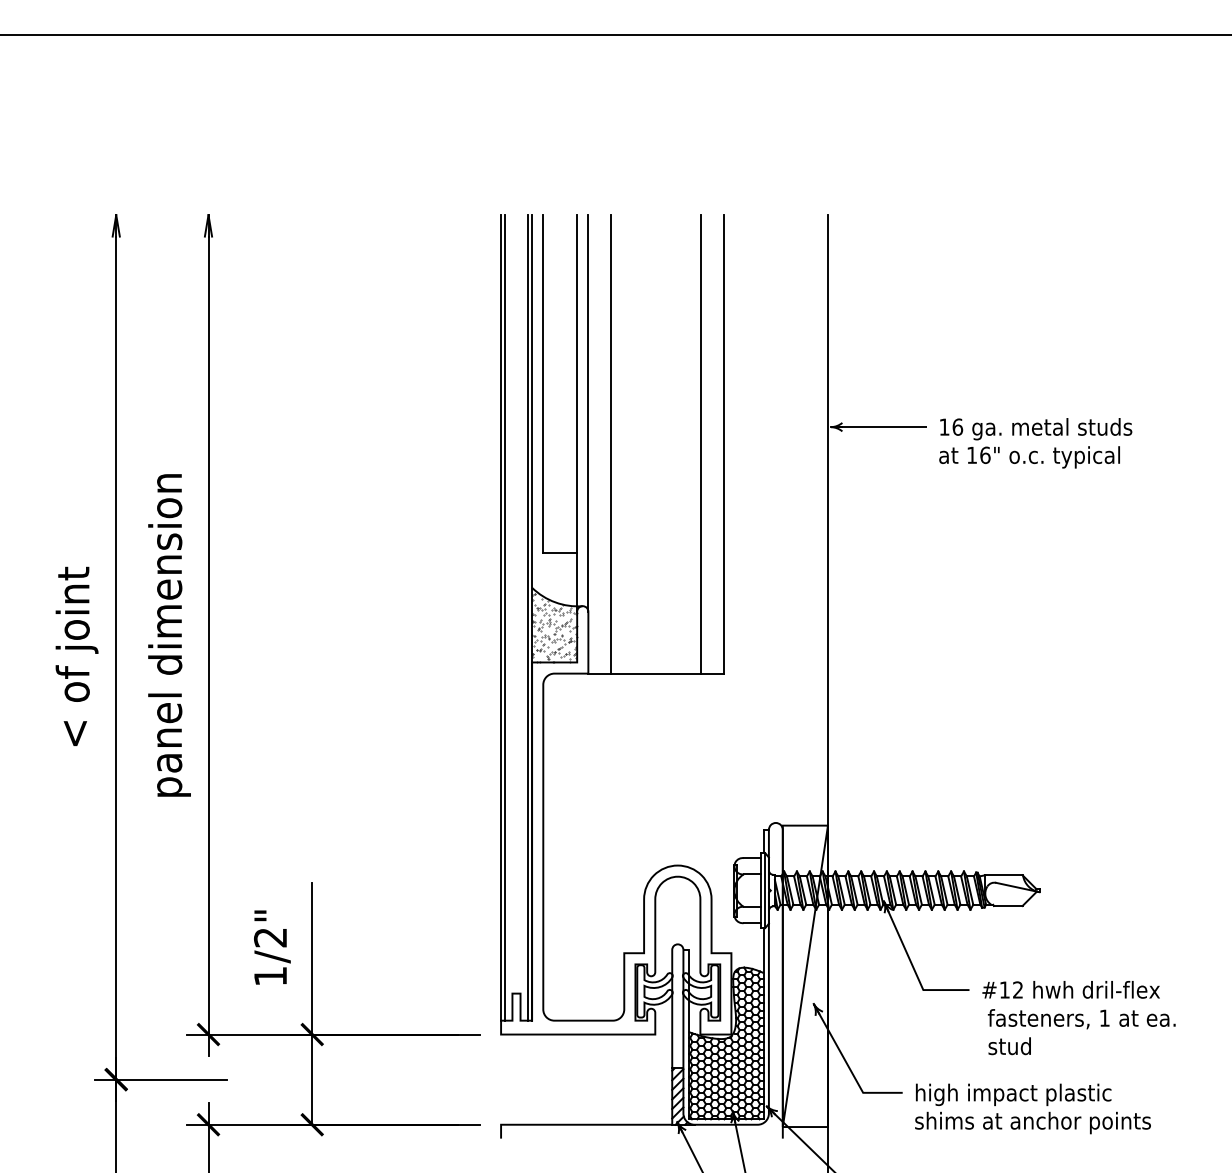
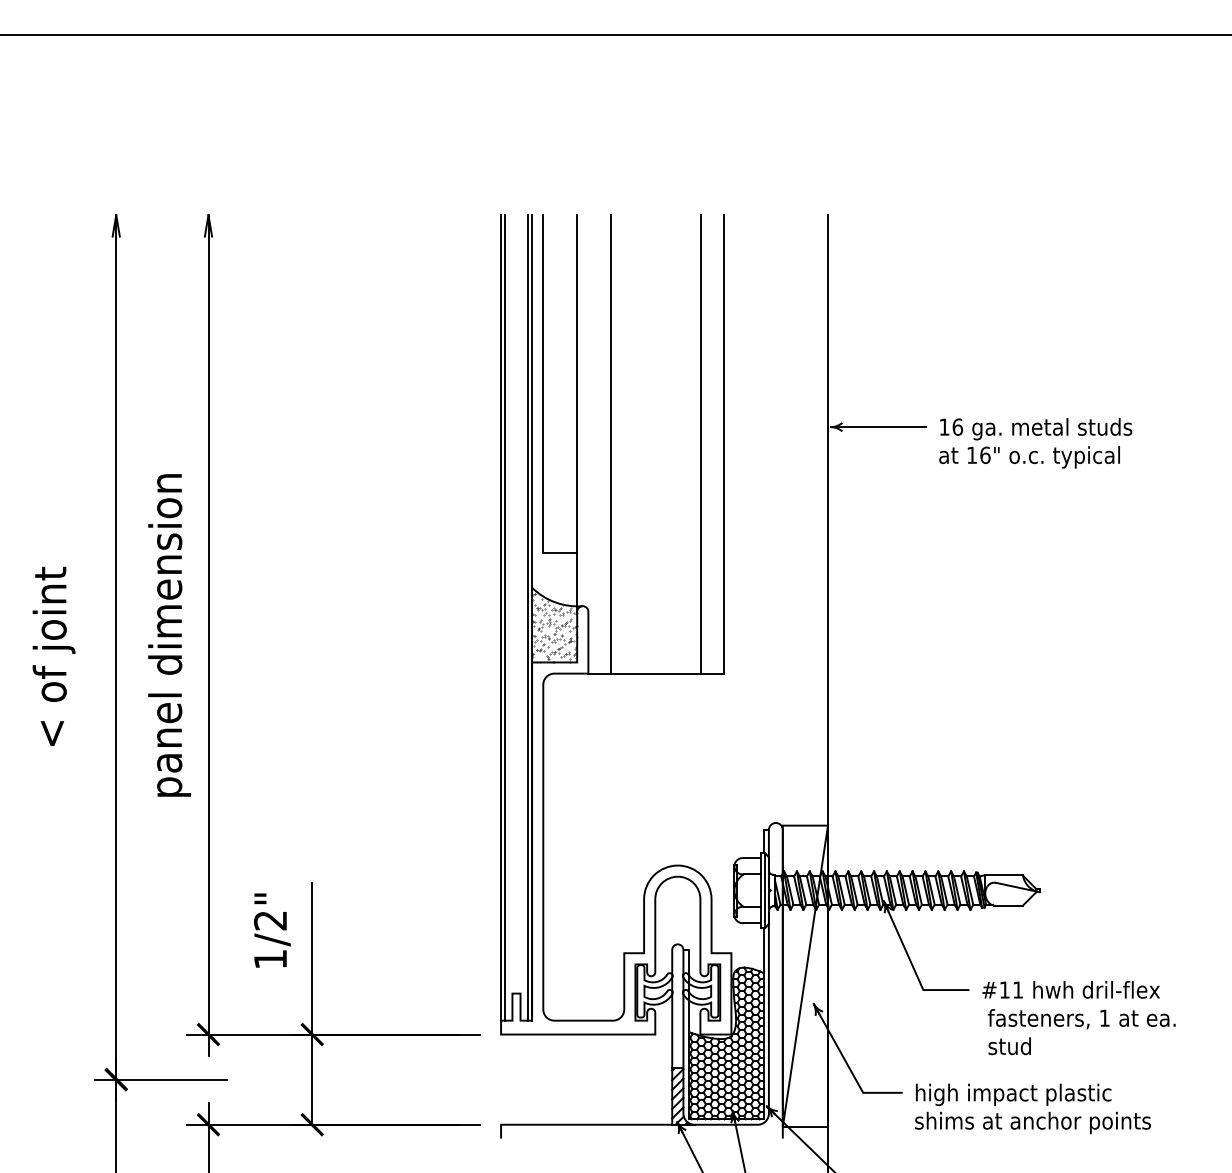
line: present -> none (588, 413)
text position: (76, 655) -> (53, 655) (53, 655)
text position: (272, 947) -> (272, 930) (272, 930)
text: #12 -> #11 (1017, 989)
